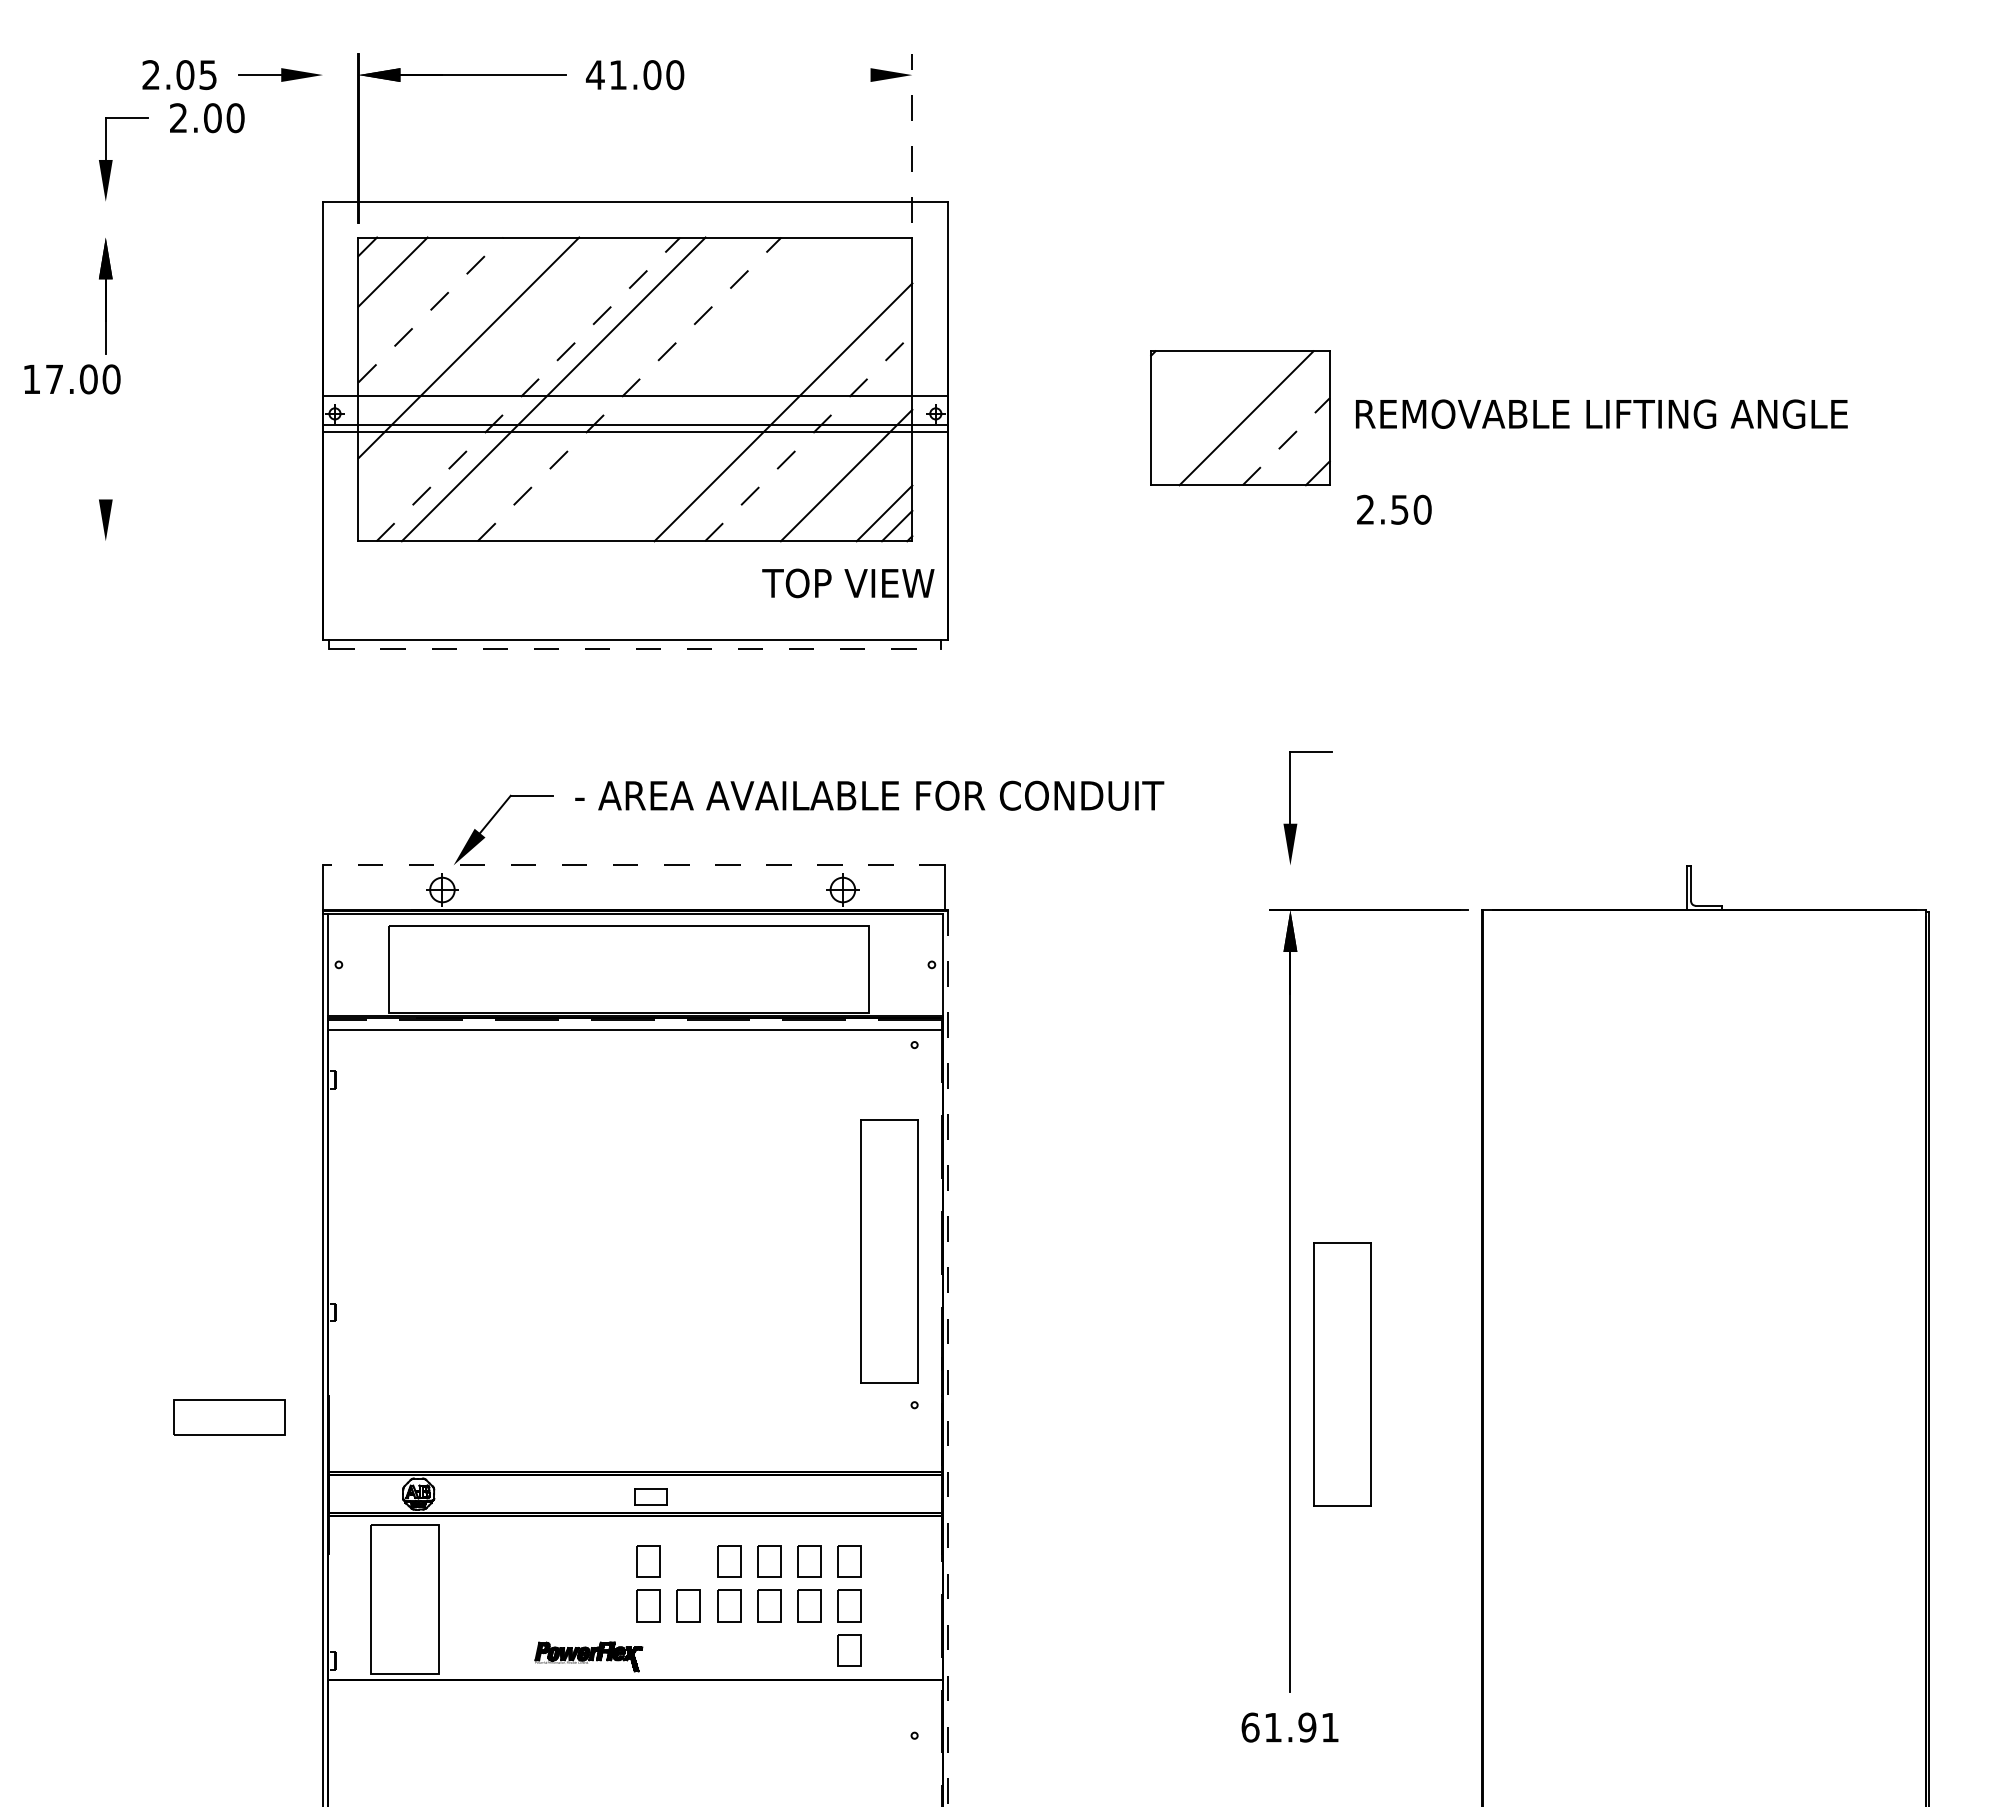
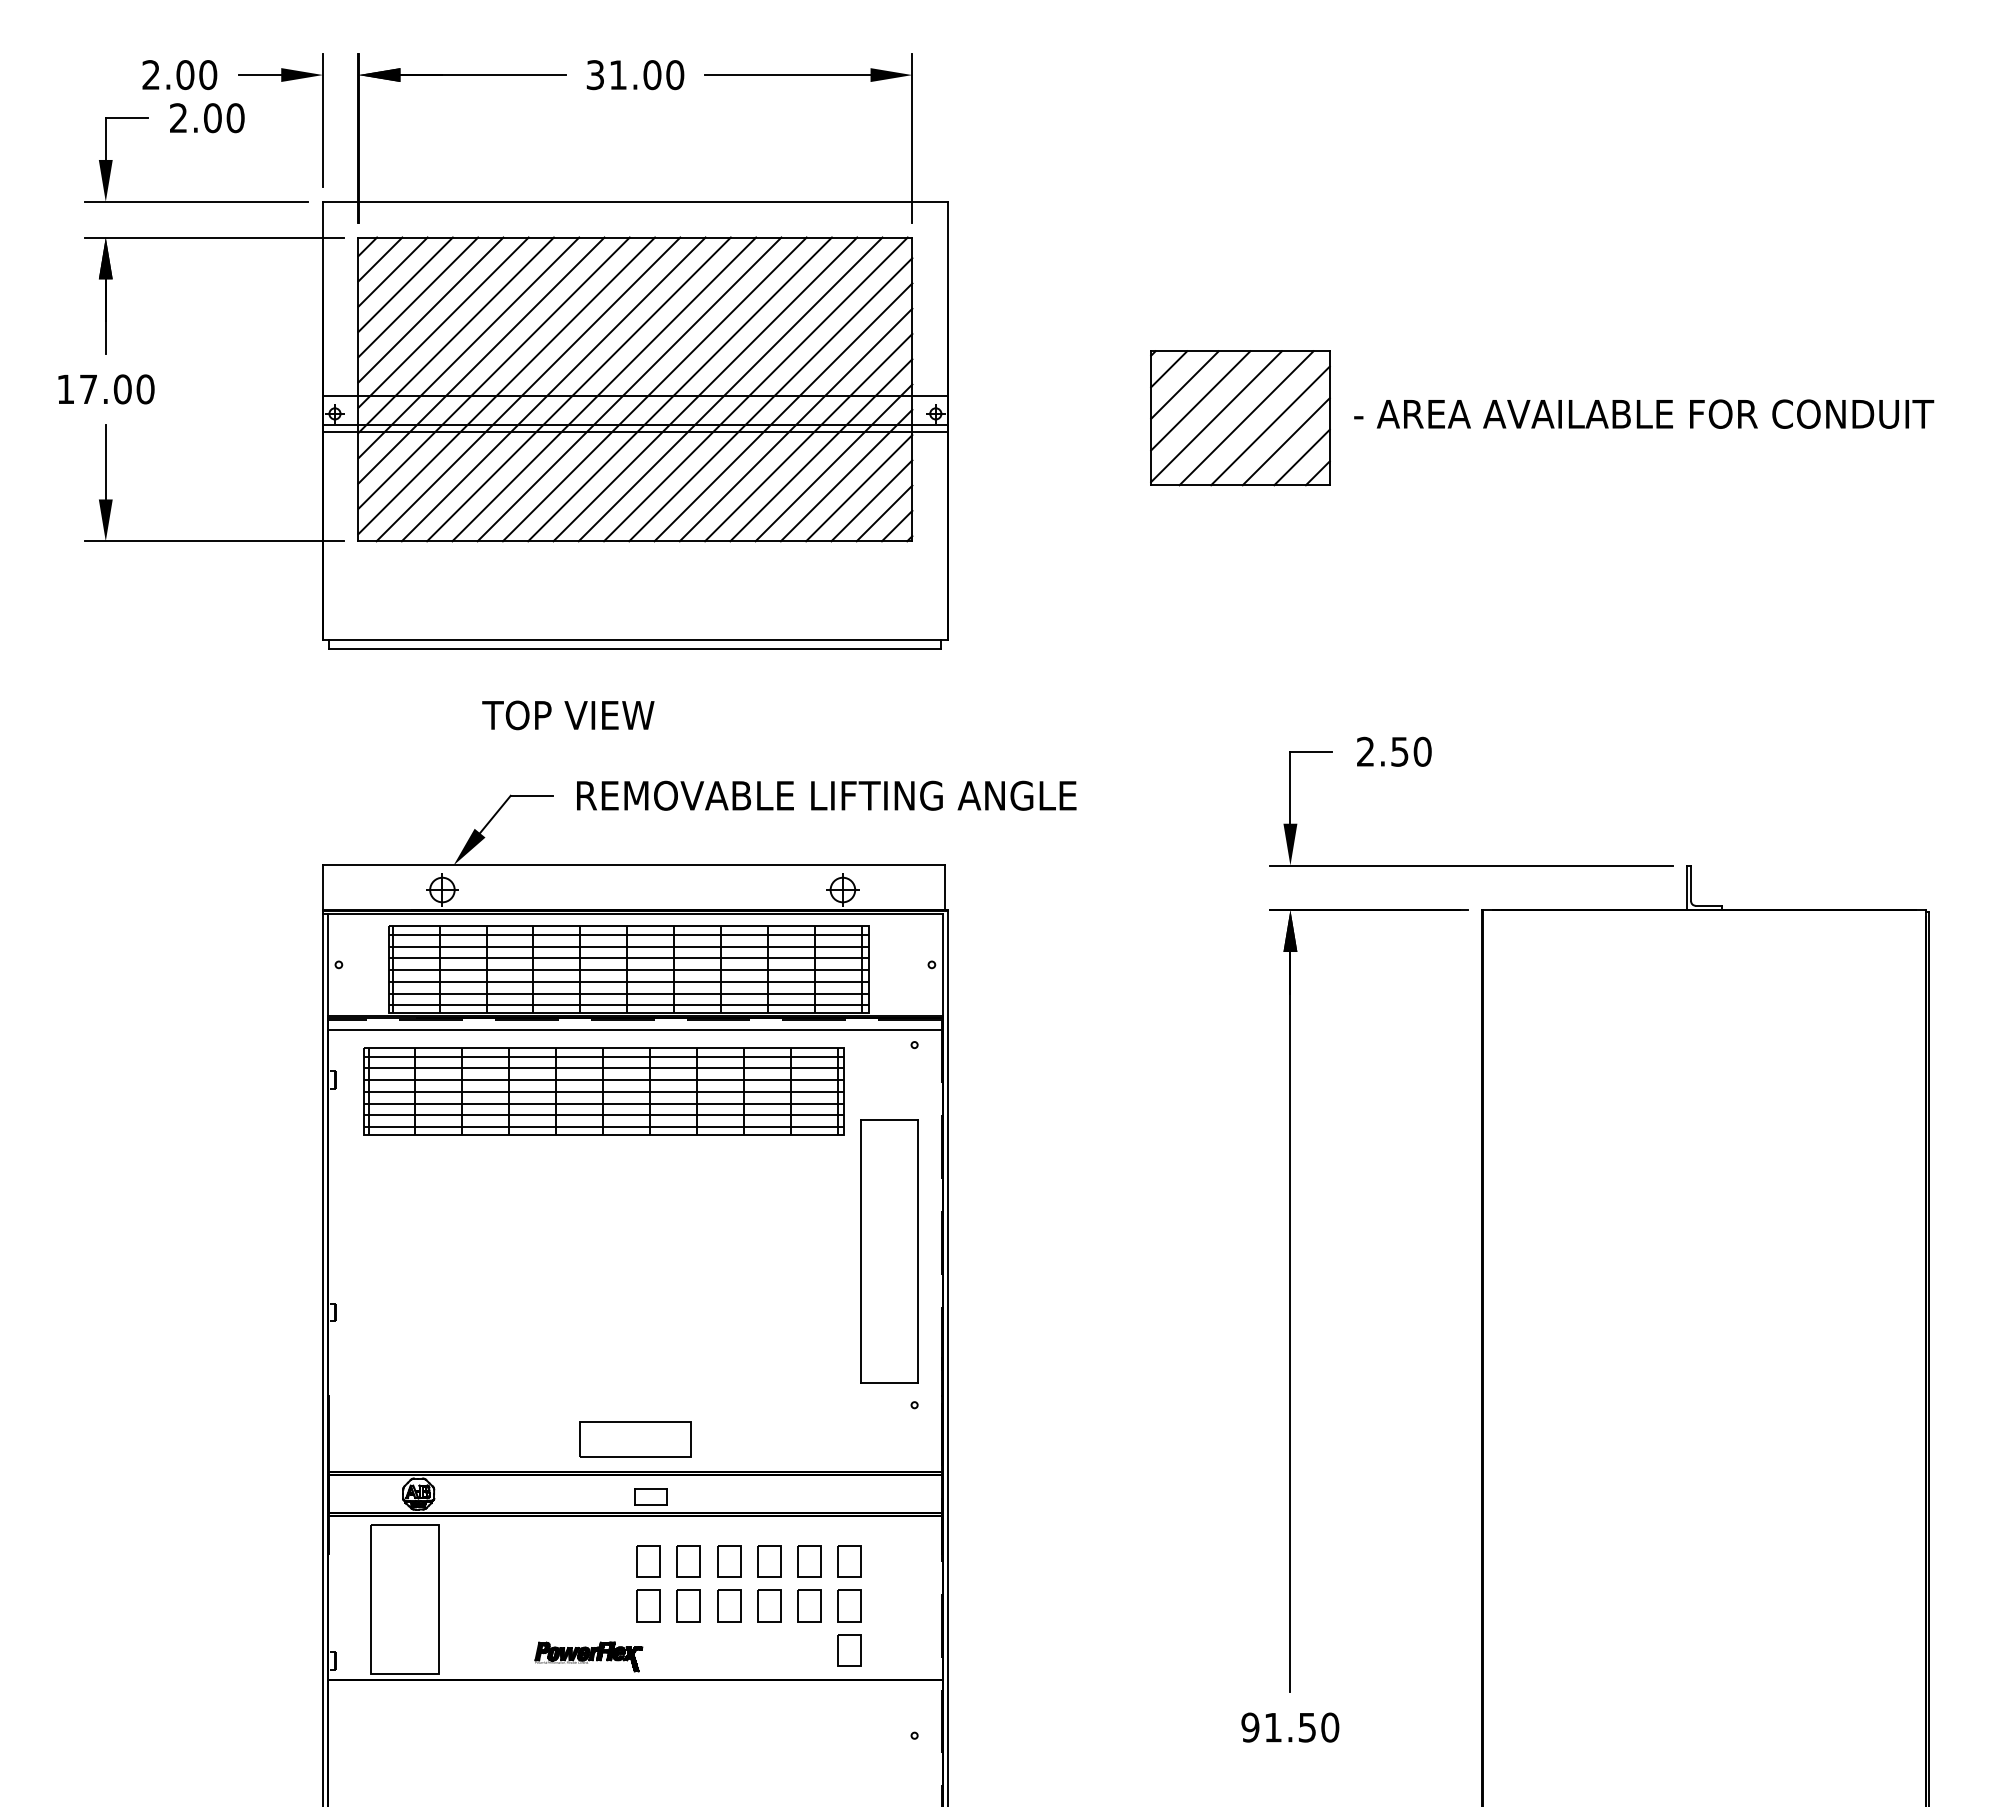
text: 2.05 -> 2.00 (208, 75)
text: 41.00 -> 31.00 (594, 75)
line: none -> present (787, 75)
line: none -> present (323, 120)
line: dashed -> solid (912, 138)
line: none -> present (196, 201)
line: none -> present (213, 237)
line: none -> present (380, 259)
line: none -> present (405, 284)
line: none -> present (418, 297)
line: dashed -> solid (430, 310)
line: none -> present (443, 322)
line: none -> present (455, 335)
line: none -> present (481, 360)
line: none -> present (1169, 369)
line: none -> present (493, 372)
text position: (72, 379) -> (106, 389) (106, 389)
line: none -> present (1184, 384)
line: none -> present (506, 385)
line: dashed -> solid (528, 389)
line: none -> present (578, 389)
line: none -> present (604, 389)
line: dashed -> solid (629, 389)
line: none -> present (654, 389)
line: none -> present (679, 389)
line: none -> present (705, 389)
line: none -> present (730, 389)
line: none -> present (755, 389)
line: none -> present (770, 399)
line: none -> present (1200, 400)
text: REMOVABLE LIFTING ANGLE -> - AREA AVAILABLE FOR CONDUIT (1644, 413)
line: none -> present (1216, 416)
line: none -> present (795, 424)
line: none -> present (1270, 425)
line: dashed -> solid (808, 437)
line: dashed -> solid (1286, 441)
line: none -> present (821, 450)
line: none -> present (1301, 457)
line: none -> present (105, 461)
line: none -> present (833, 462)
line: none -> present (859, 488)
line: none -> present (871, 500)
text position: (1394, 509) -> (1394, 751) (1394, 751)
line: none -> present (213, 541)
text position: (848, 583) -> (568, 715) (568, 715)
line: dashed -> solid (635, 648)
text: - AREA AVAILABLE FOR CONDUIT -> REMOVABLE LIFTING ANGLE (869, 795)
line: dashed -> solid (633, 865)
line: none -> present (1470, 865)
hatch: none -> present (628, 969)
part: none -> present (603, 1091)
line: dashed -> solid (948, 1358)
part: present -> none (1342, 1374)
part position: (229, 1417) -> (635, 1439) (635, 1439)
part: none -> present (688, 1561)
text: 61.91 -> 91.50 (1290, 1727)
